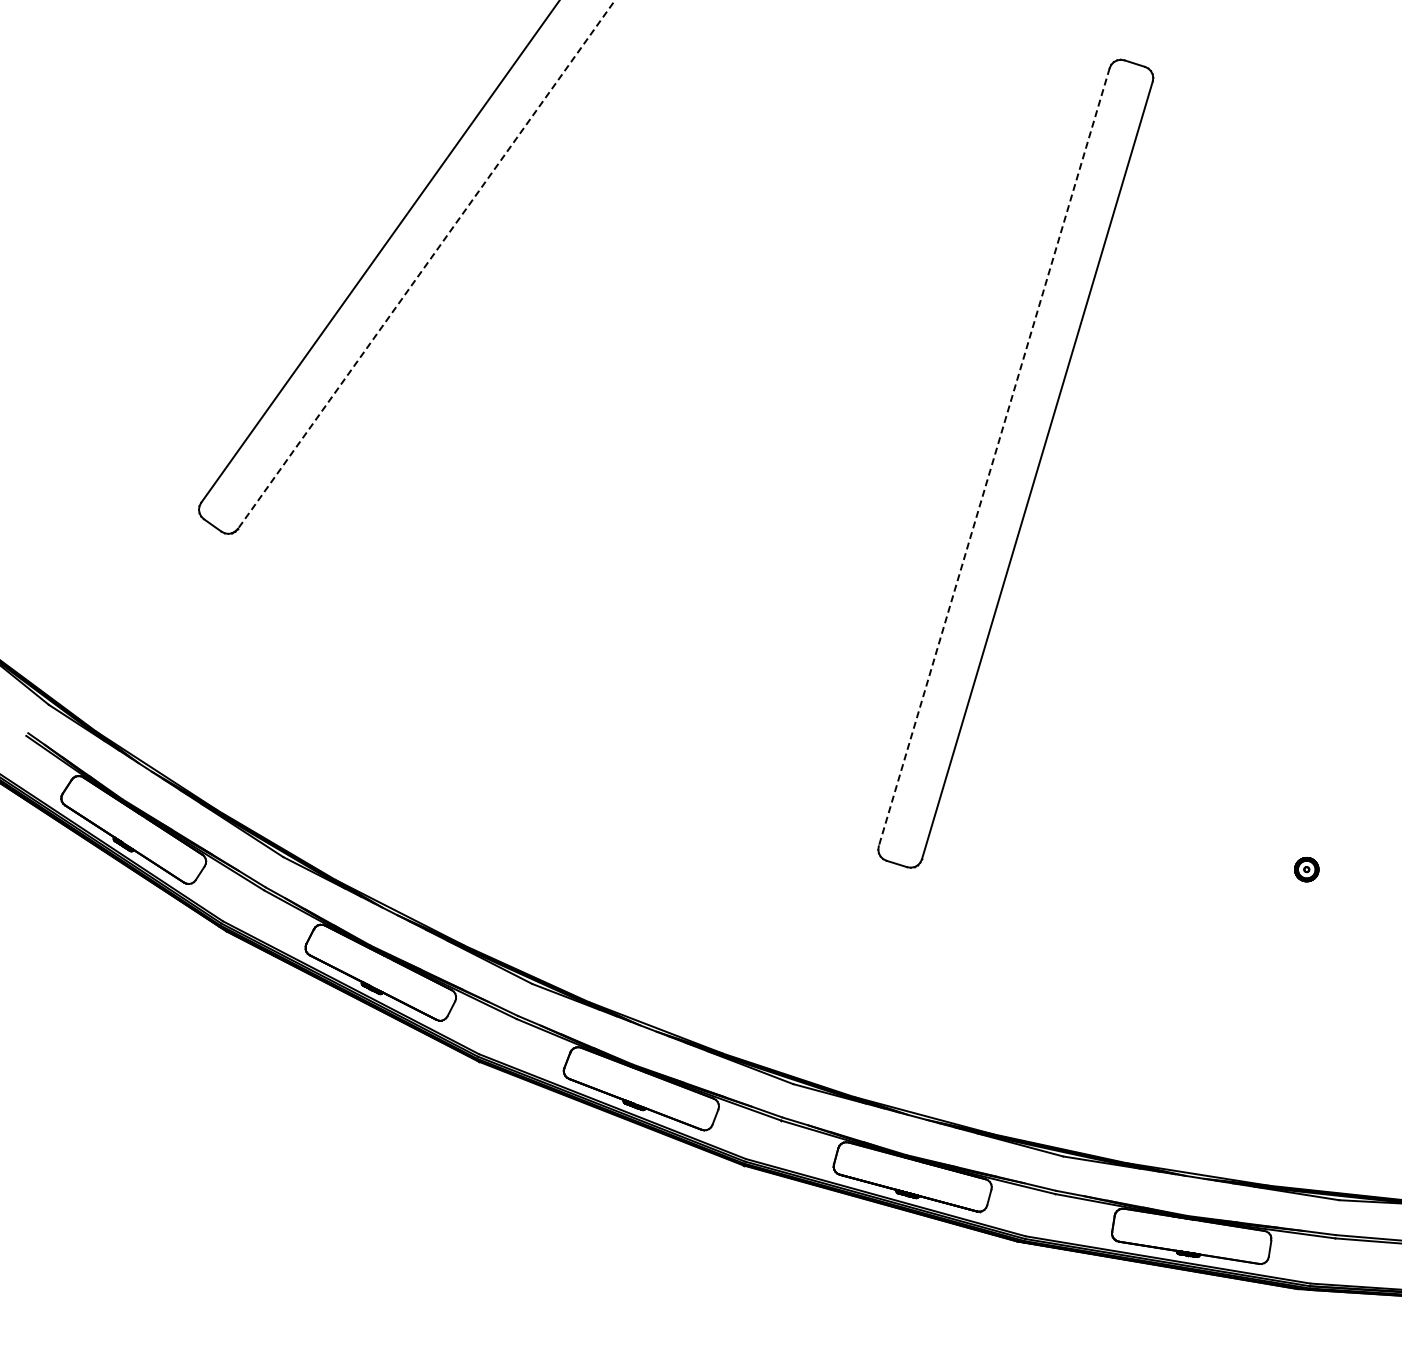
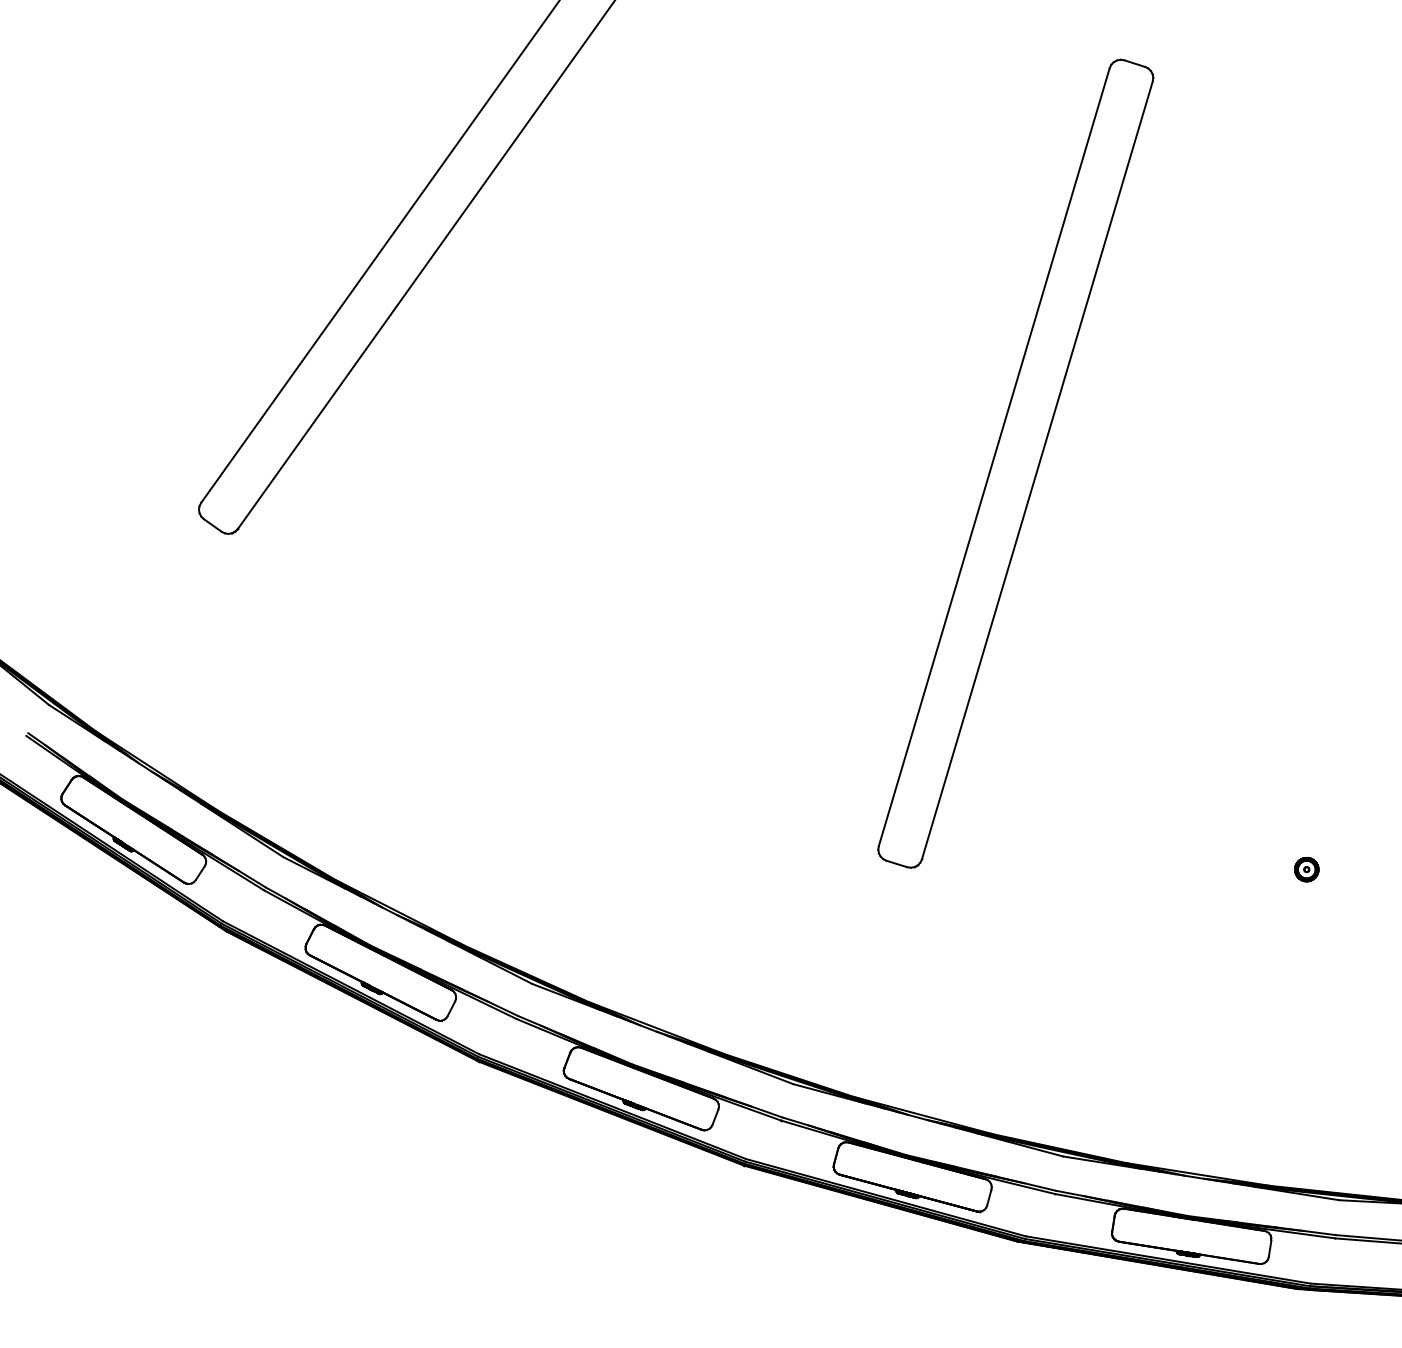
line: dashed -> solid (426, 264)
line: dashed -> solid (994, 457)
